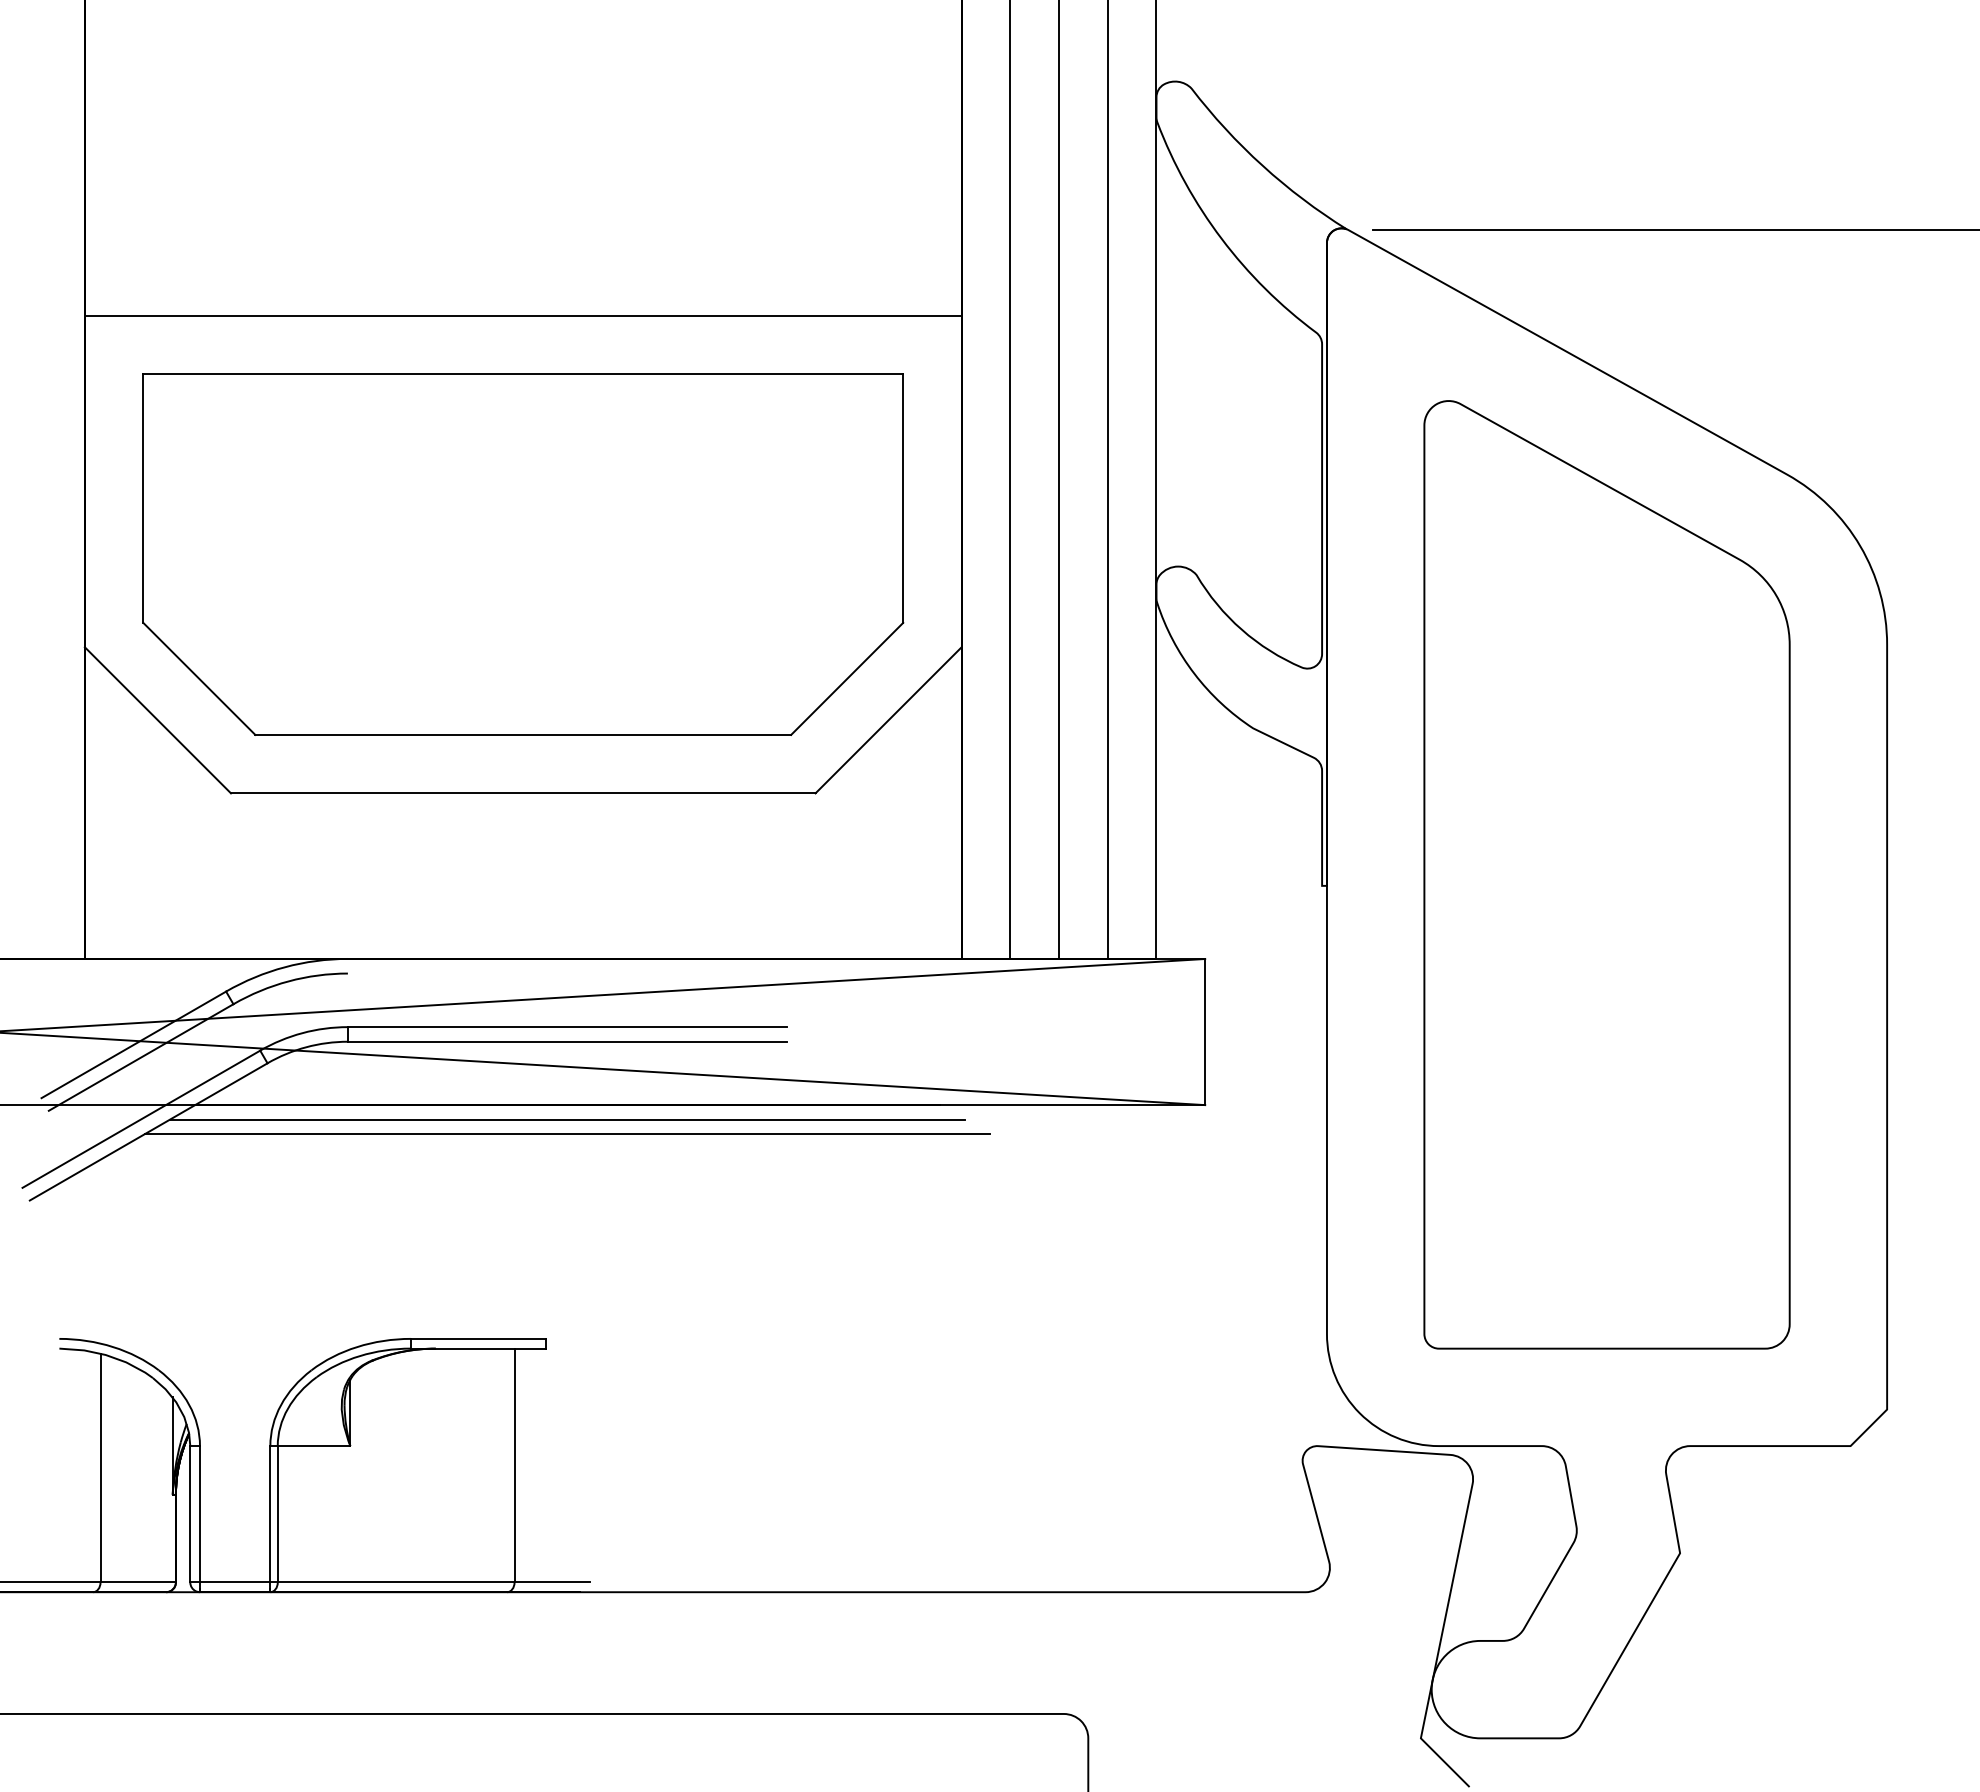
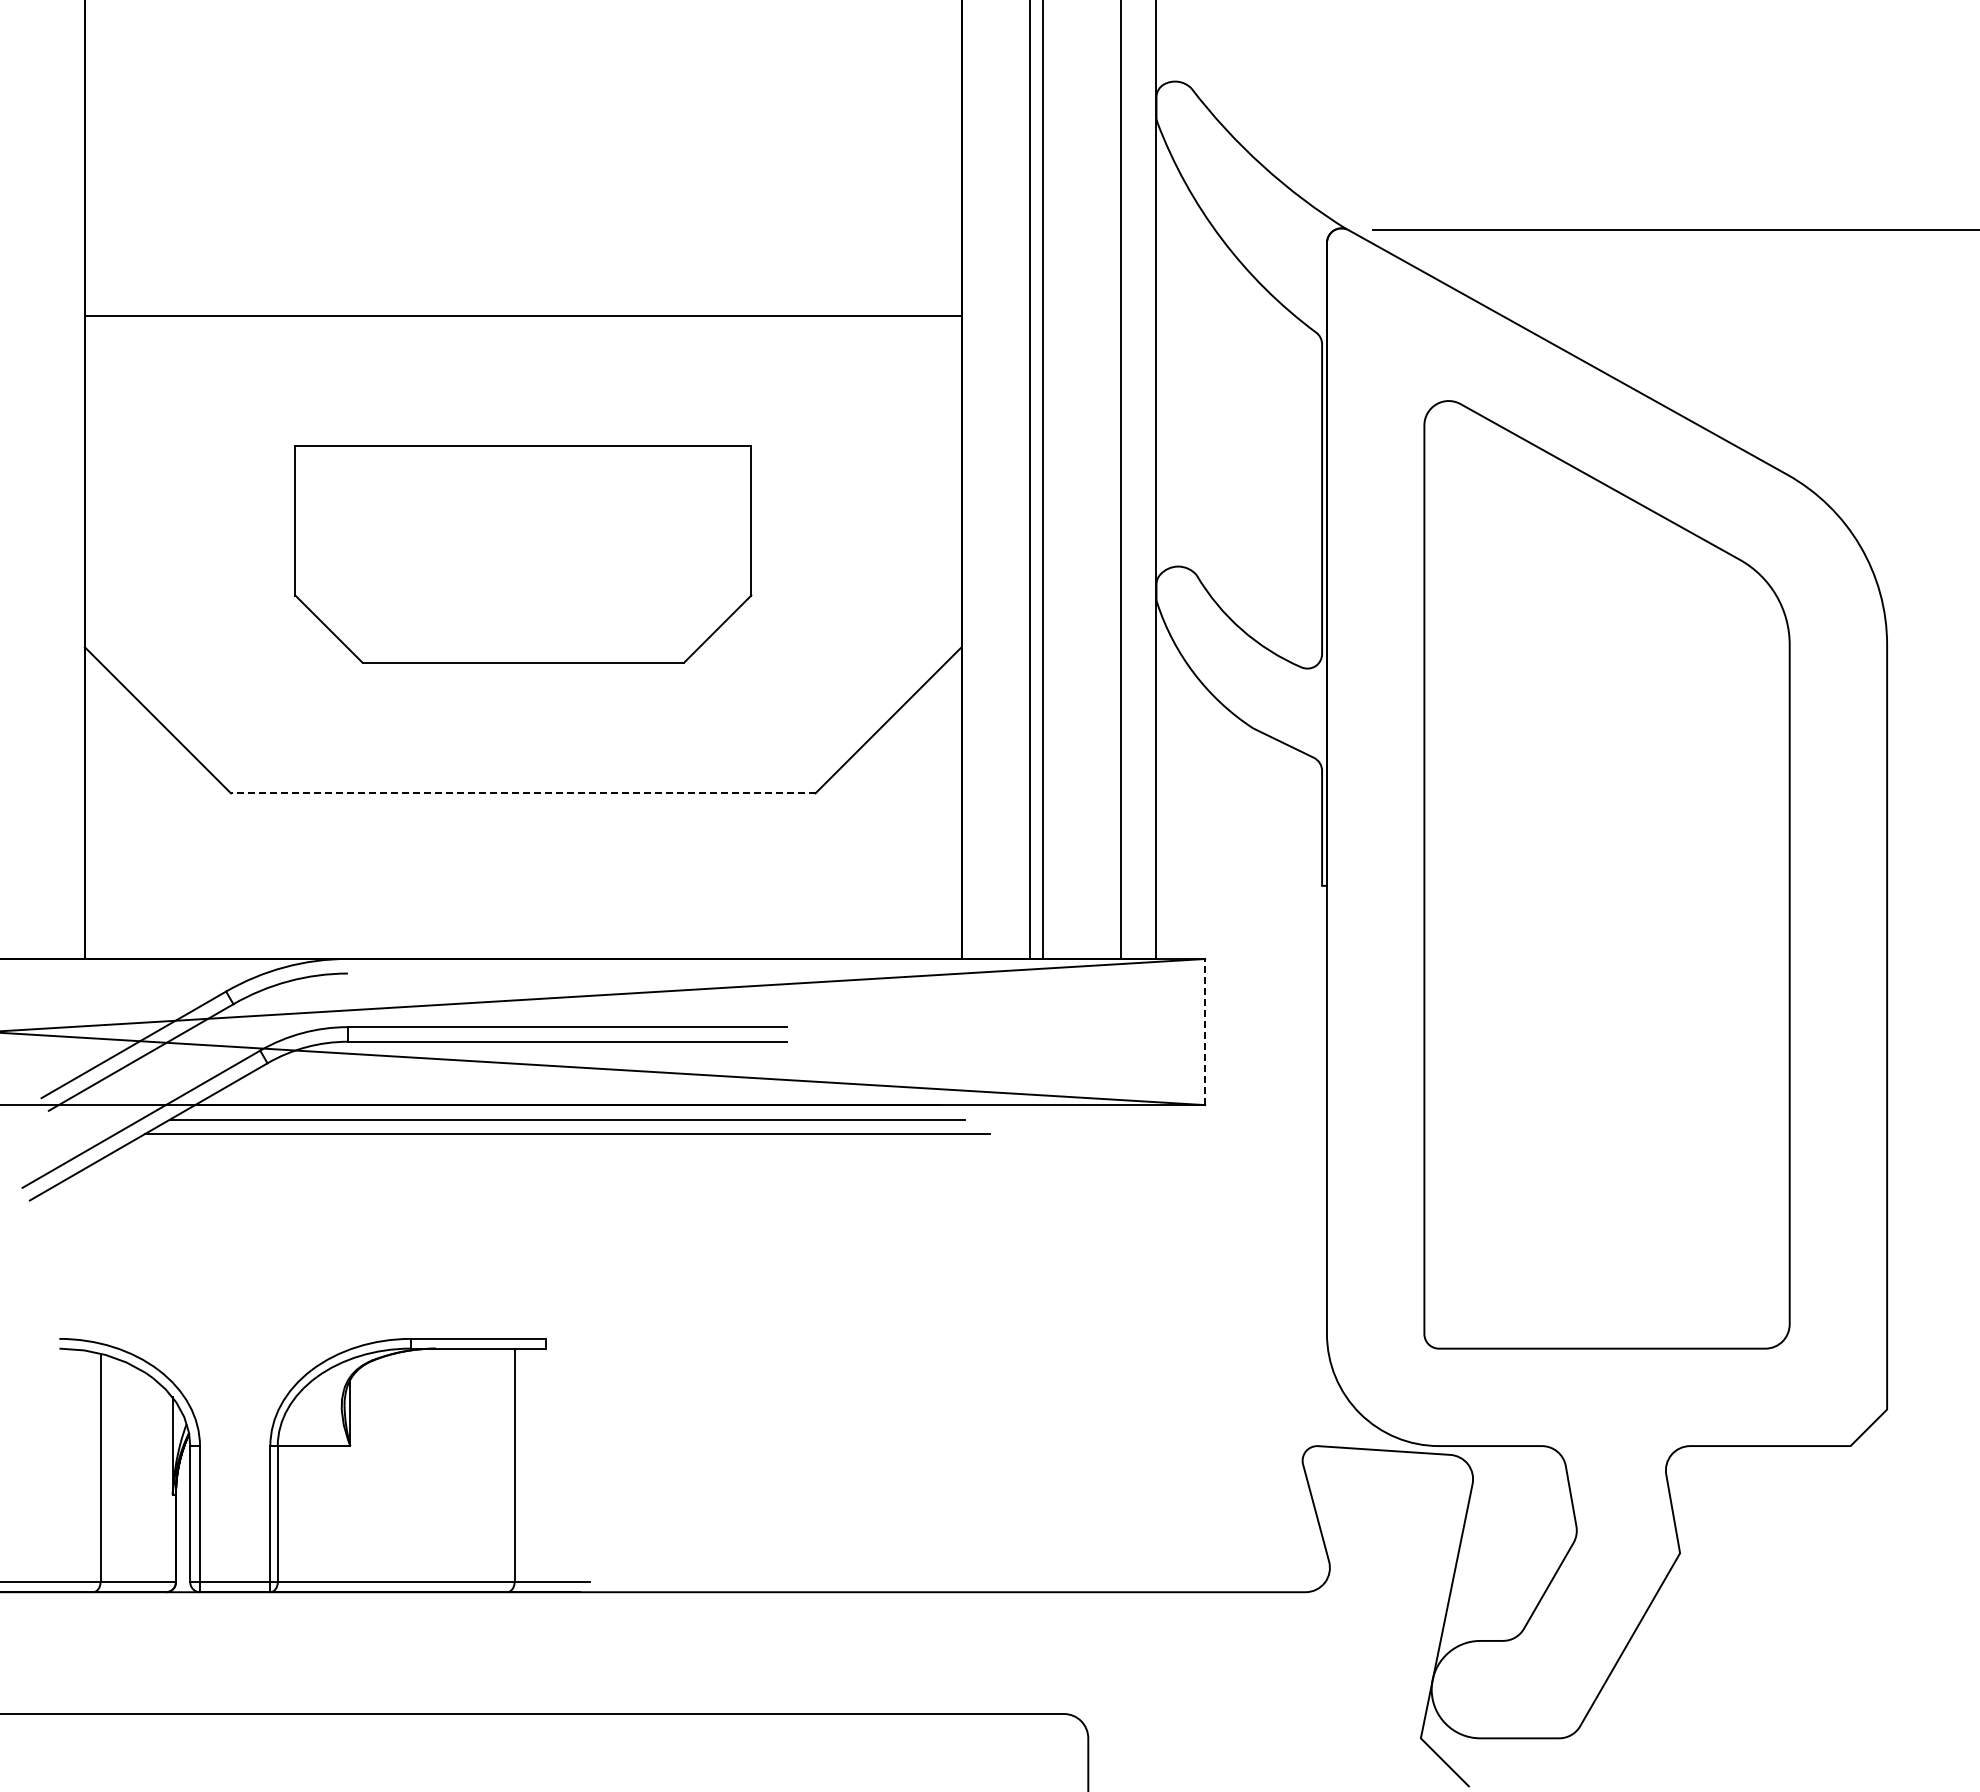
line position: (1010, 480) -> (1043, 480) (1043, 480)
line position: (1059, 480) -> (1030, 480) (1030, 480)
line position: (1107, 480) -> (1120, 480) (1120, 480)
part size: 763x363 px -> 459x219 px (523, 554)
line: solid -> dashed (522, 793)
line: solid -> dashed (1205, 1031)
